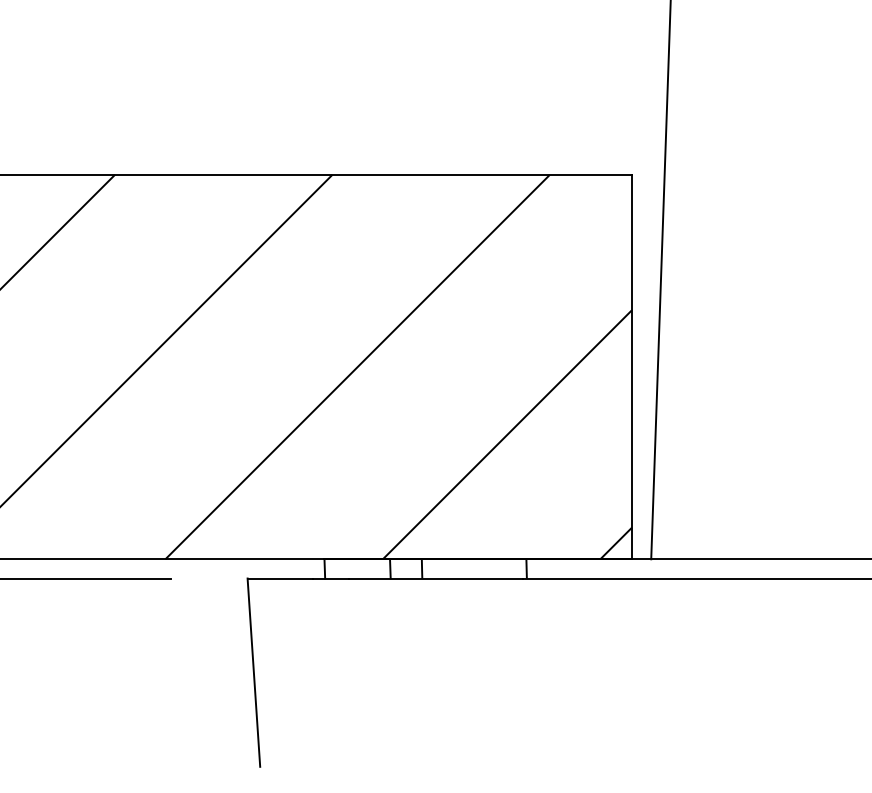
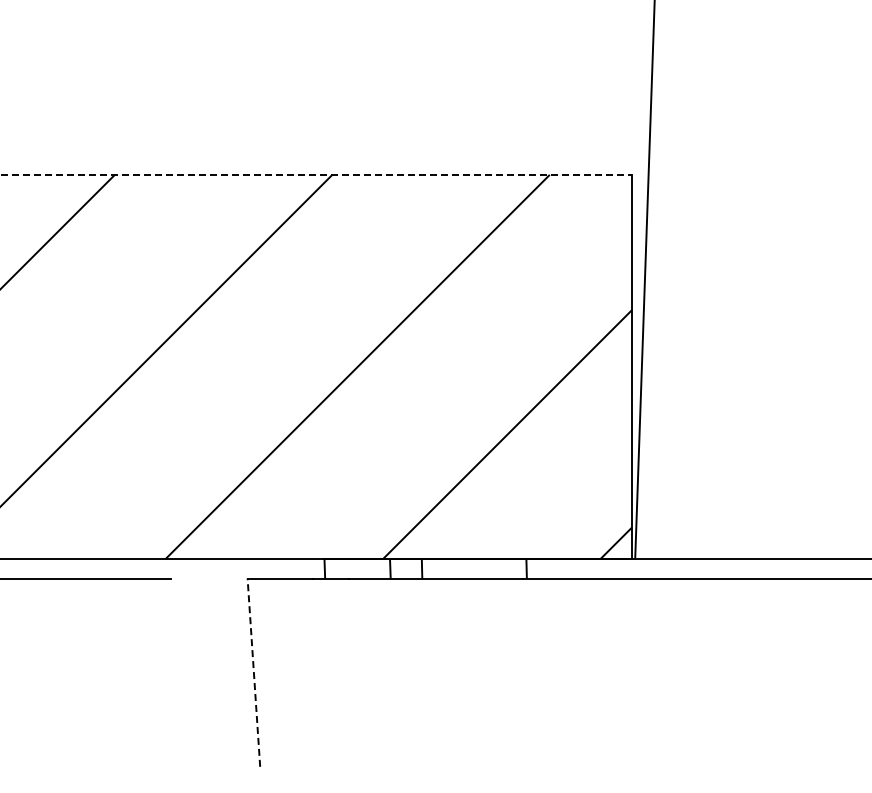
line: solid -> dashed (316, 174)
line position: (660, 280) -> (644, 280) (644, 280)
line: solid -> dashed (253, 672)
